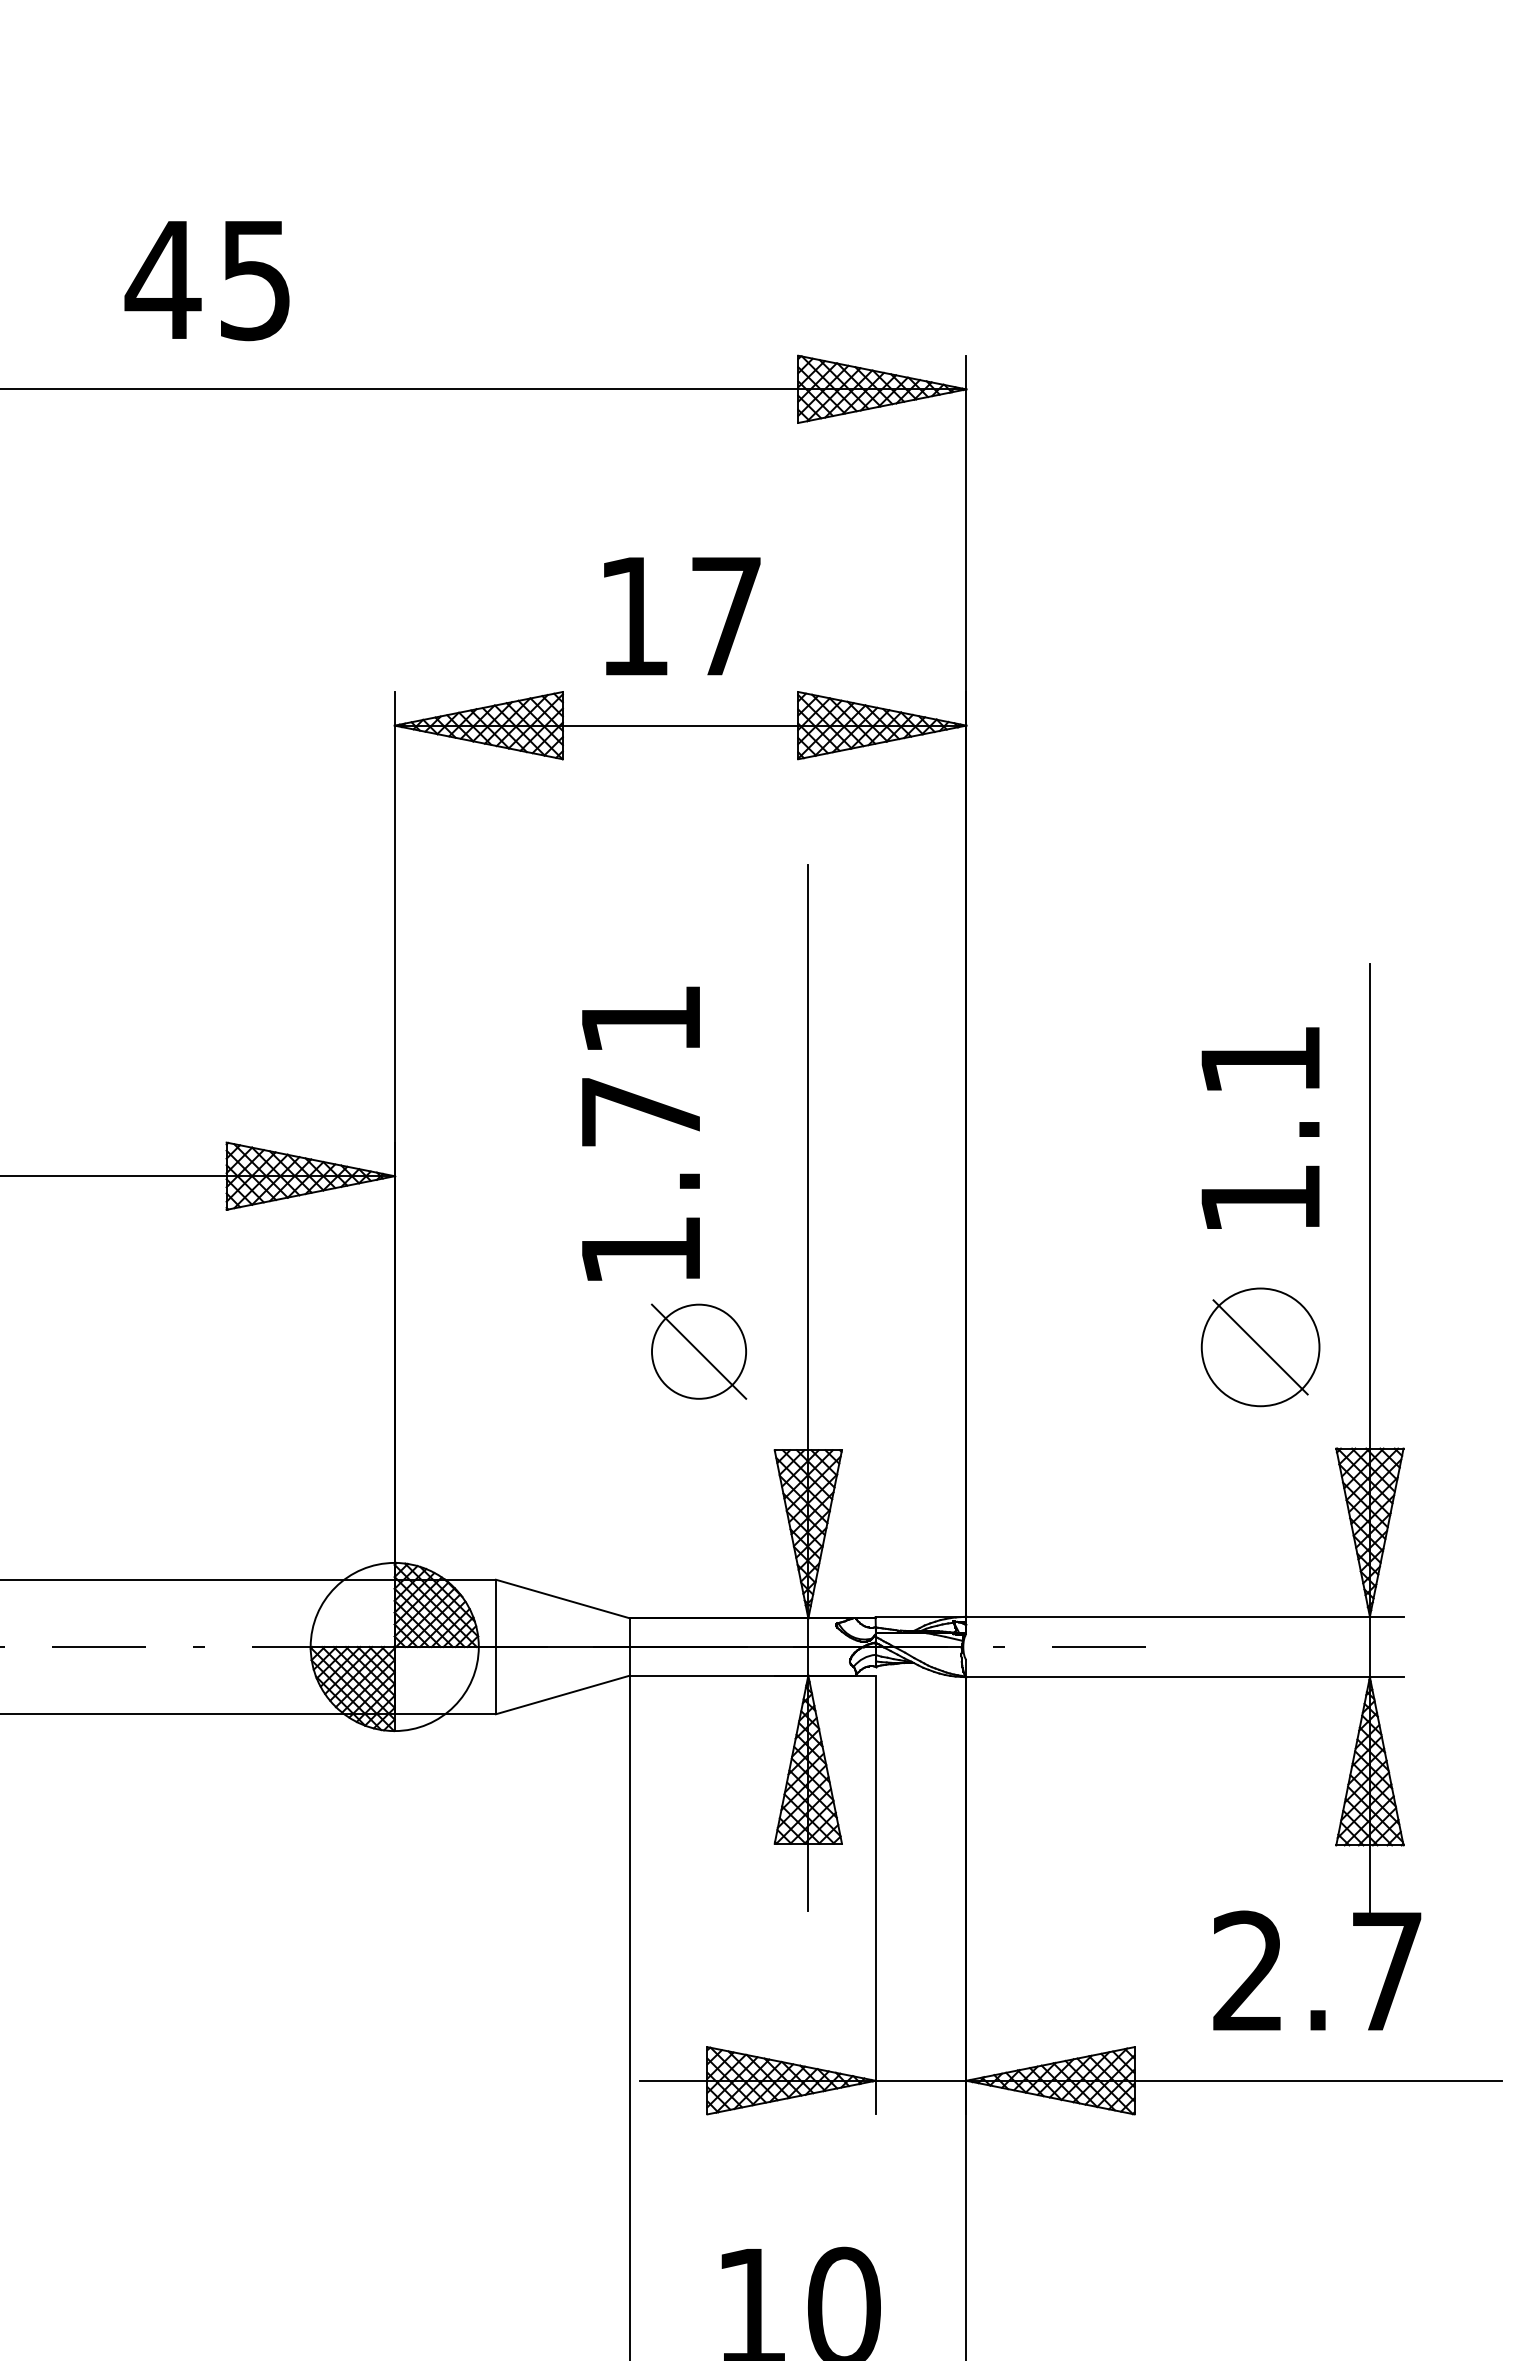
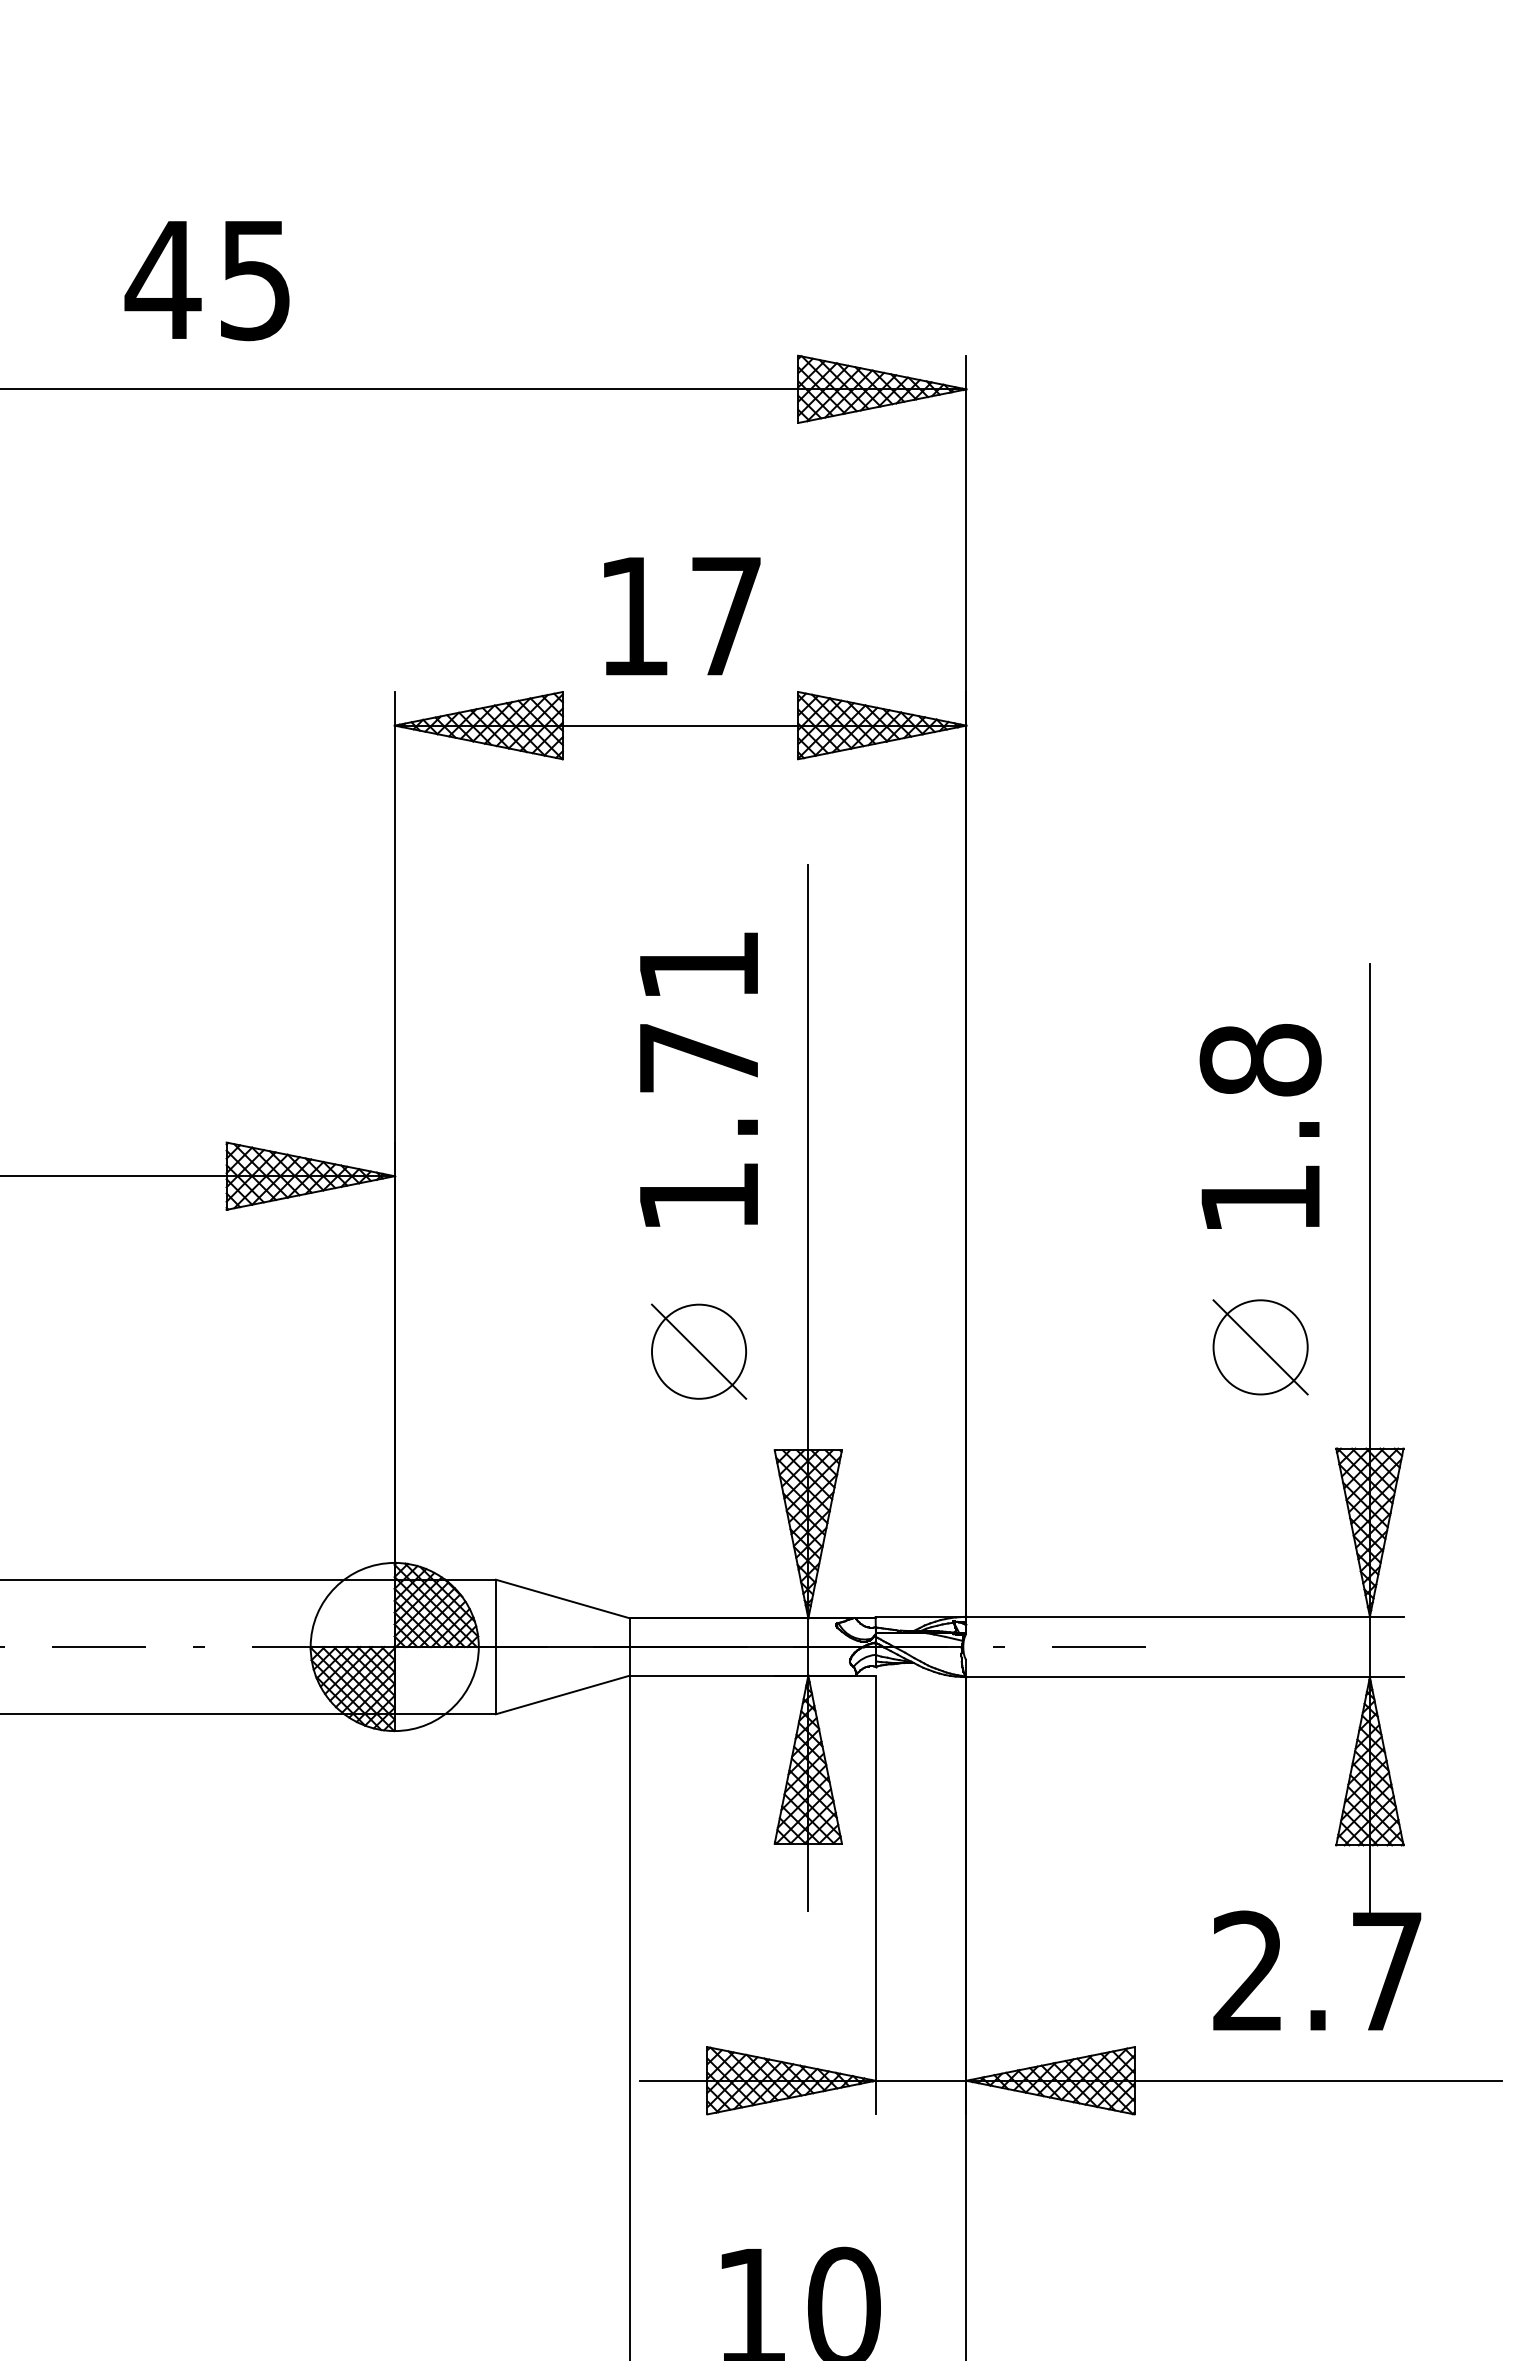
text: 1.1 -> 1.8 (1260, 1060)
text position: (640, 1133) -> (698, 1079) (698, 1079)
circle diameter: 118 px -> 94 px (1260, 1347)
